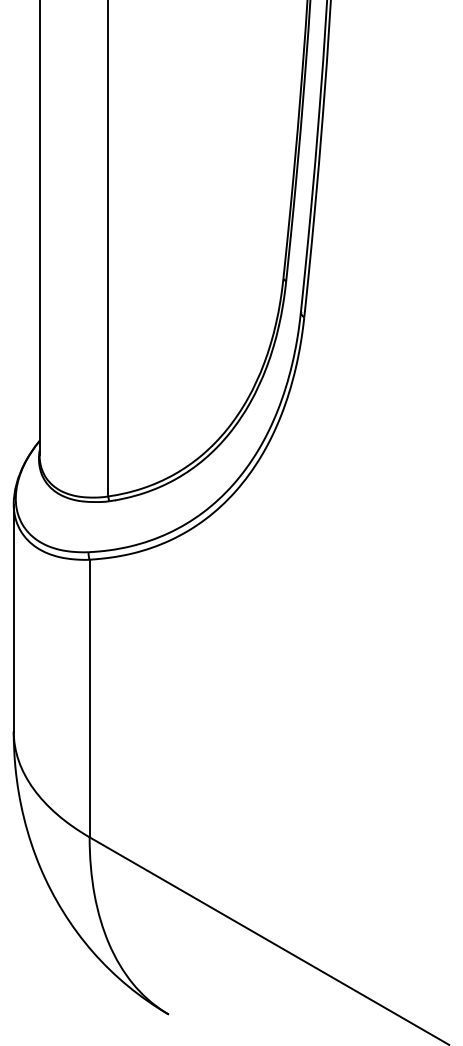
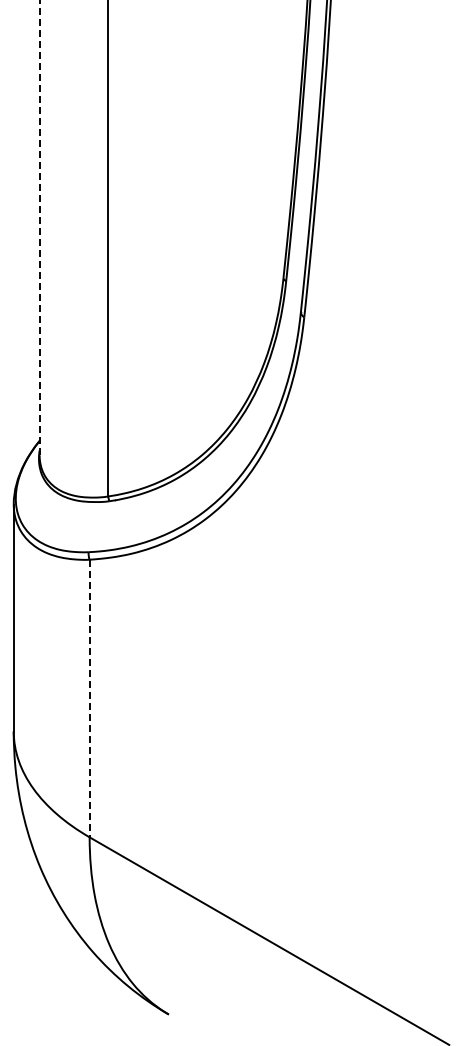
line: solid -> dashed (39, 227)
line: solid -> dashed (89, 698)
